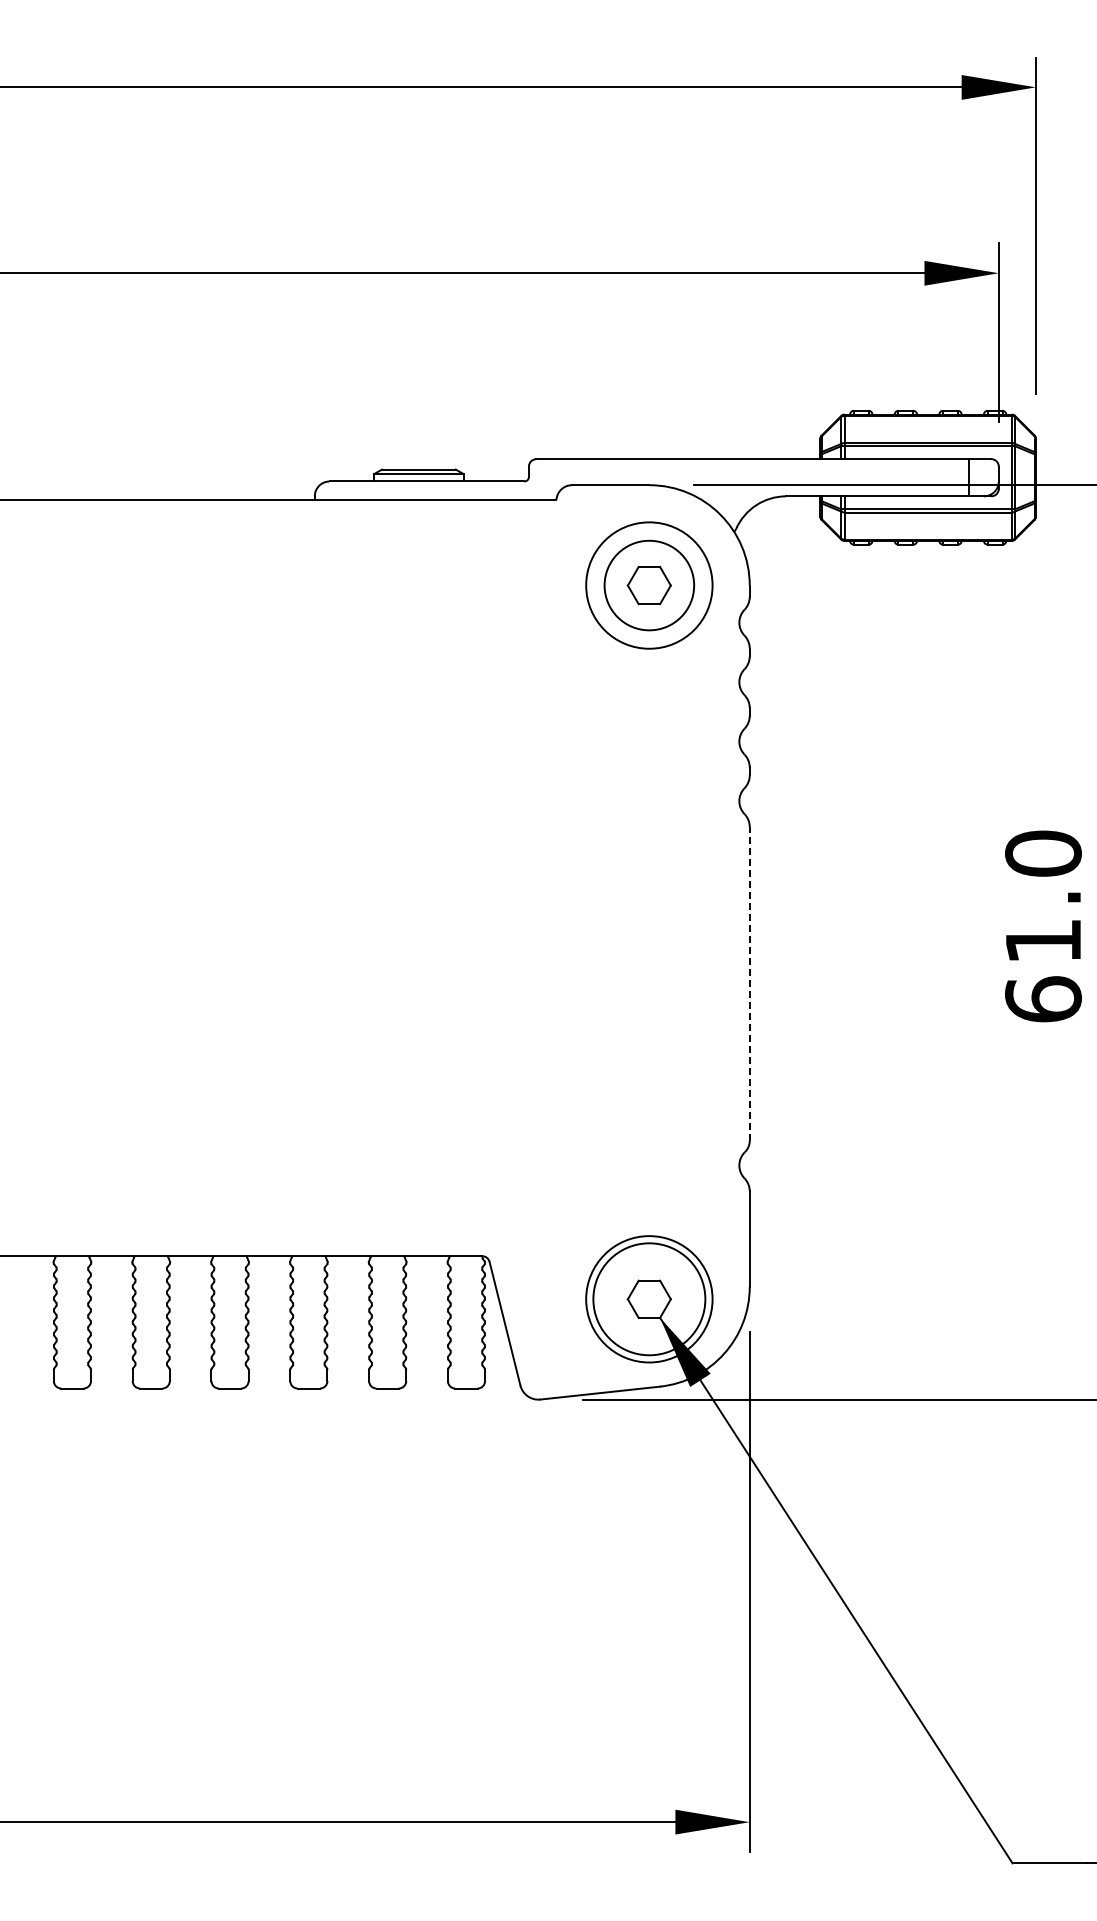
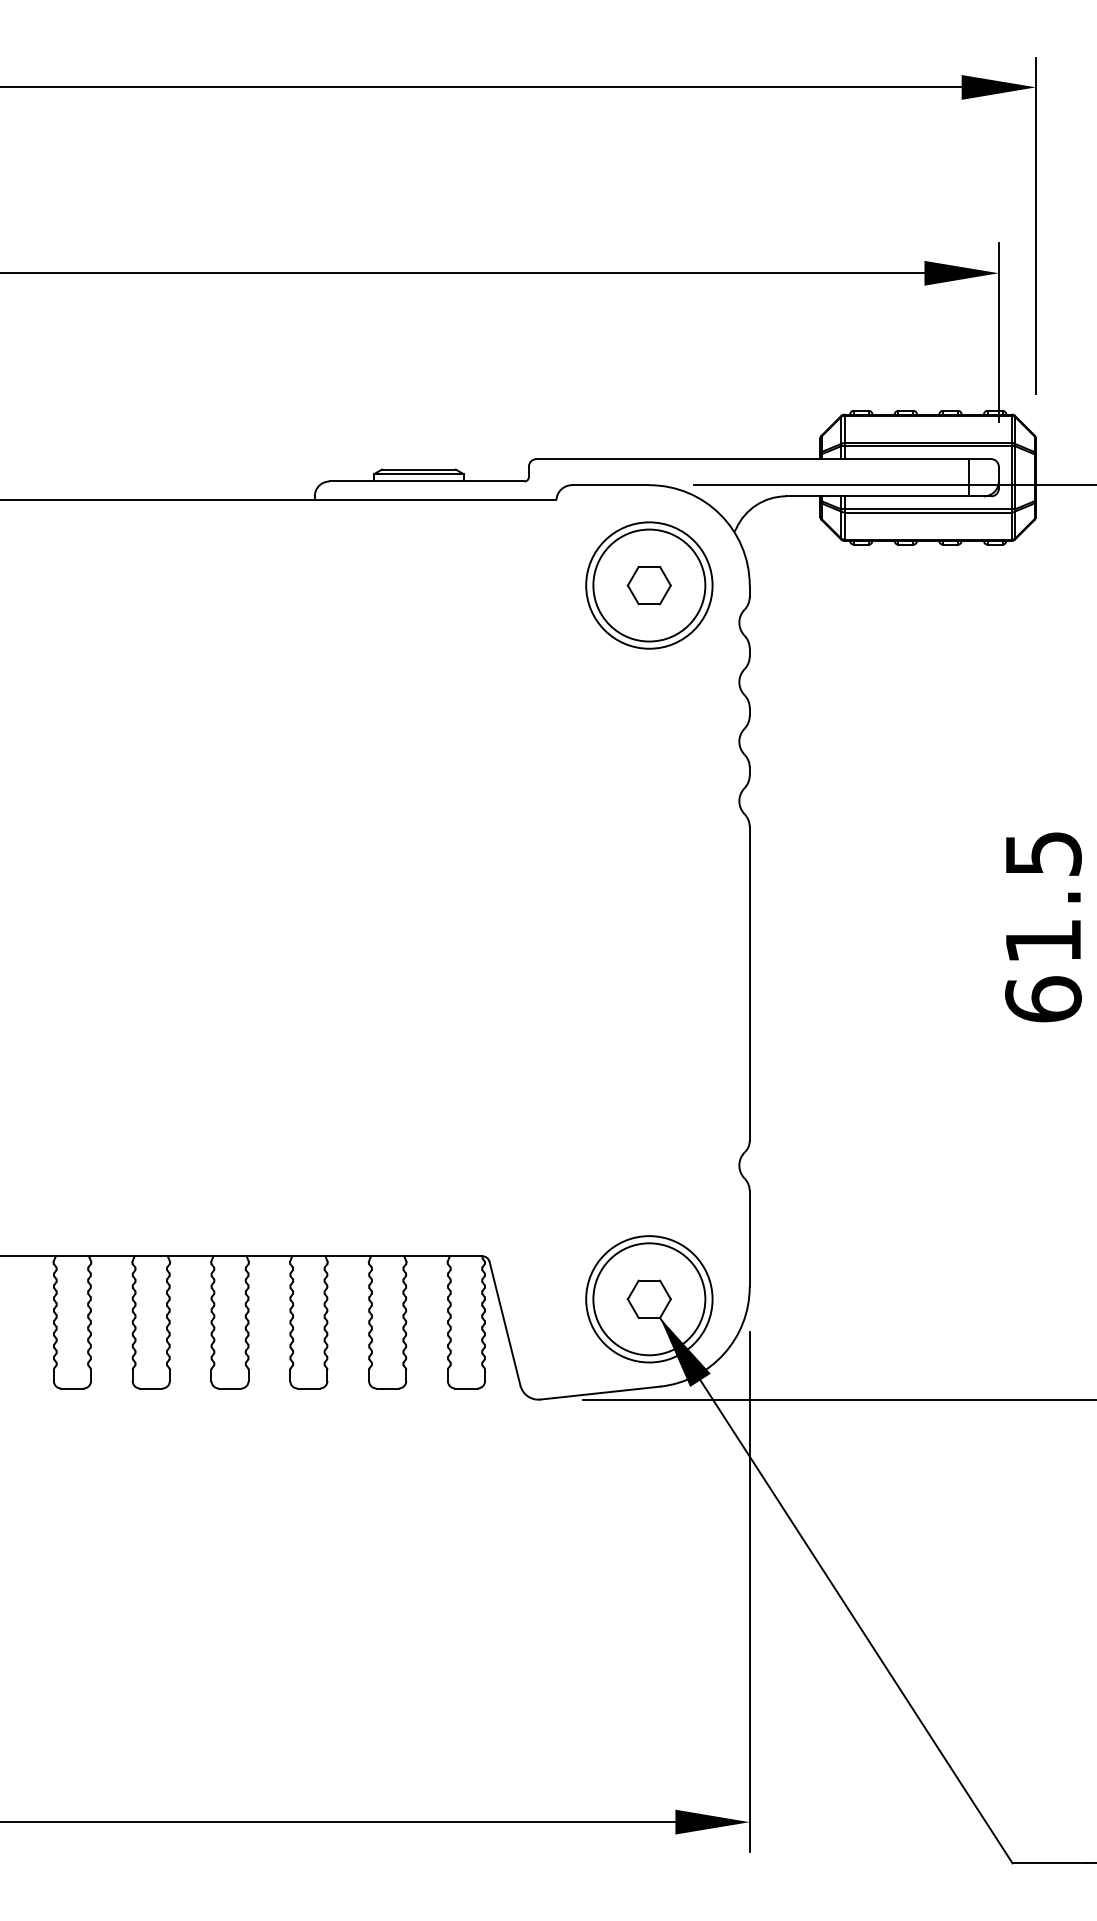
circle diameter: 90 px -> 112 px (649, 585)
text: 61.0 -> 61.5 (1043, 853)
line: dashed -> solid (749, 983)
